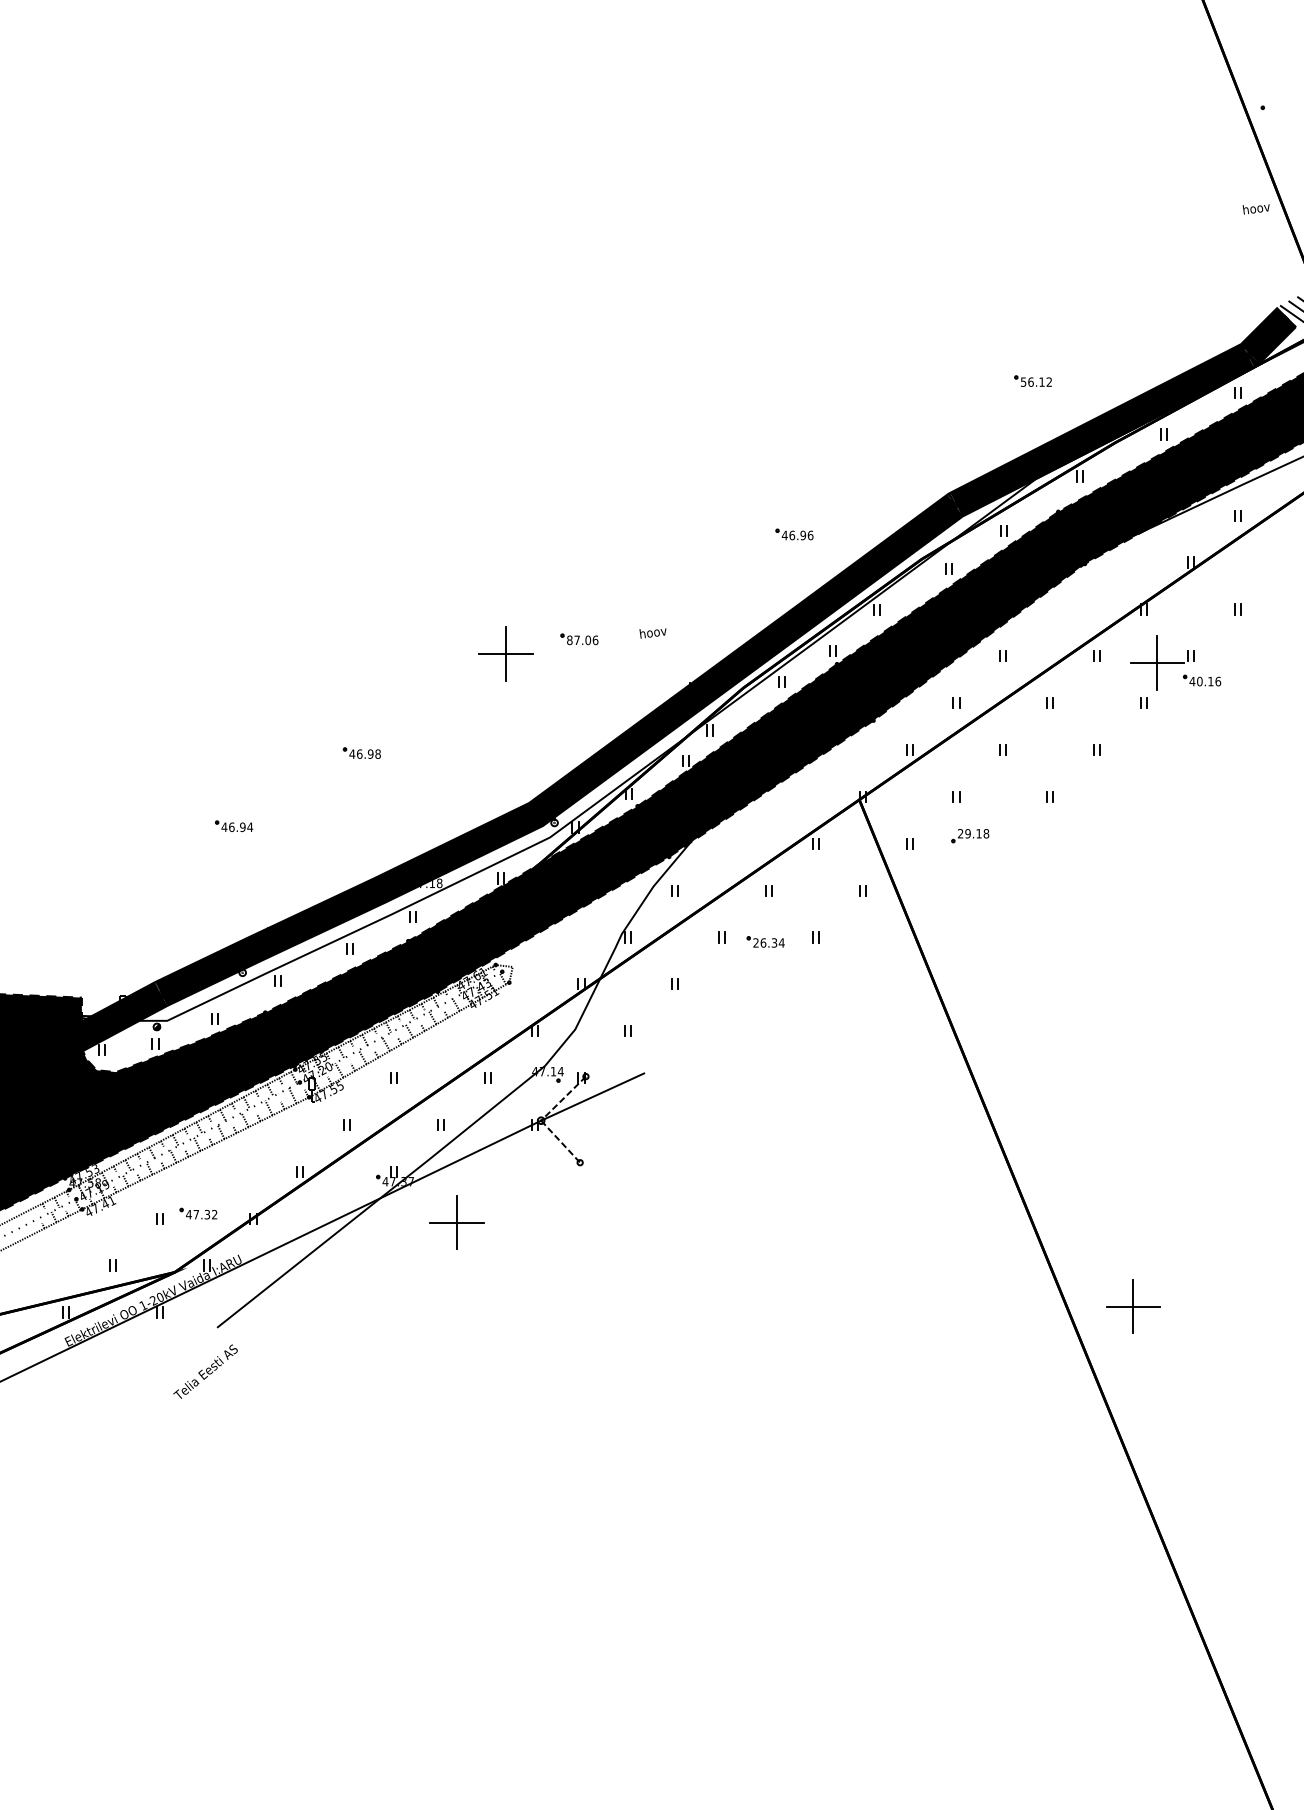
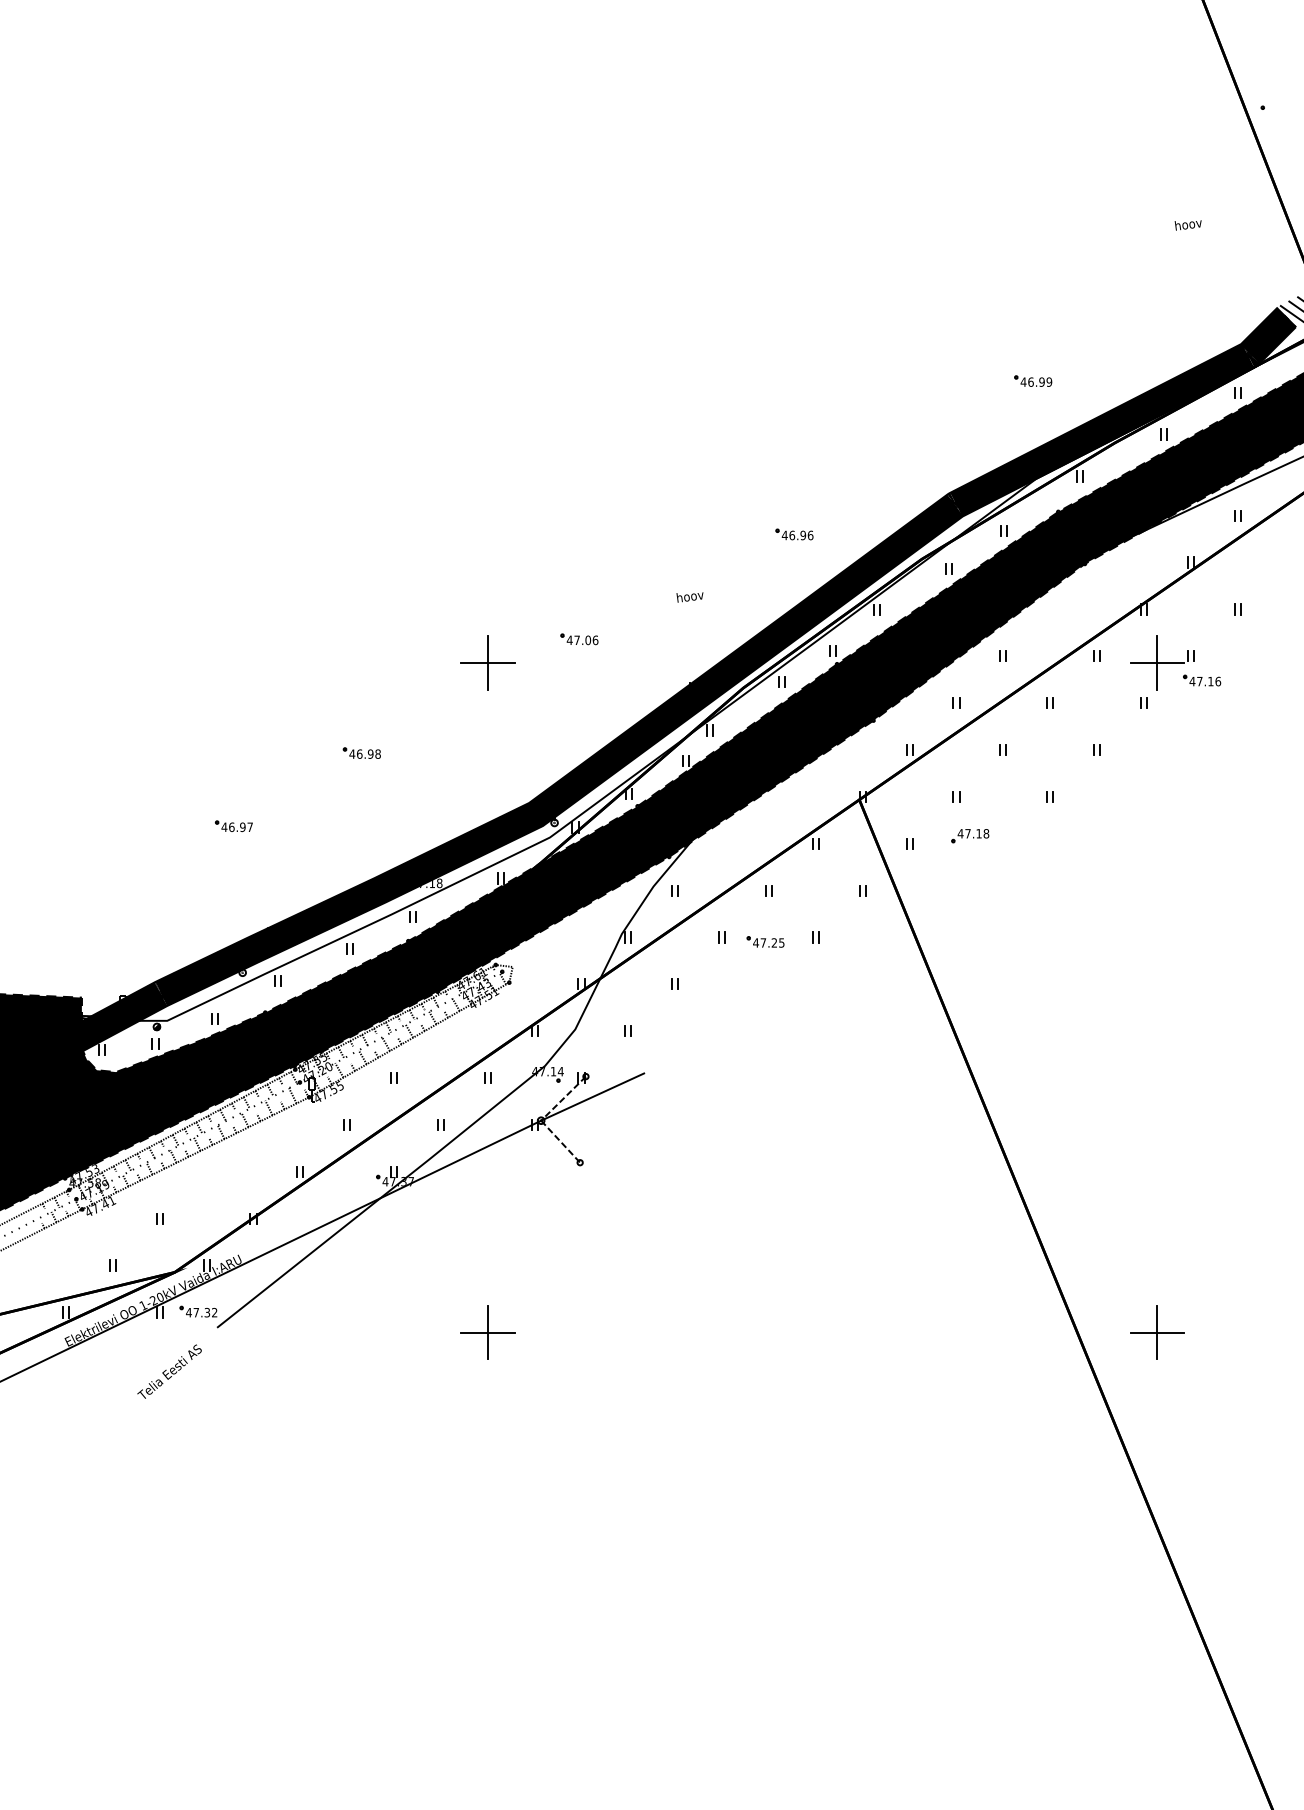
text position: (1255, 209) -> (1187, 225) (1187, 225)
text: 56.12 -> 46.99 (1036, 381)
text position: (652, 633) -> (689, 597) (689, 597)
text: 87.06 -> 47.06 (569, 640)
part position: (505, 653) -> (487, 662) (487, 662)
text: 40.16 -> 47.16 (1199, 681)
text: 46.94 -> 46.97 (250, 826)
text: 29.18 -> 47.18 (963, 833)
text: 26.34 -> 47.25 (768, 942)
part position: (198, 1213) -> (198, 1311) (198, 1311)
part position: (456, 1222) -> (487, 1332) (487, 1332)
part position: (1133, 1306) -> (1157, 1332) (1157, 1332)
text position: (205, 1371) -> (169, 1371) (169, 1371)
